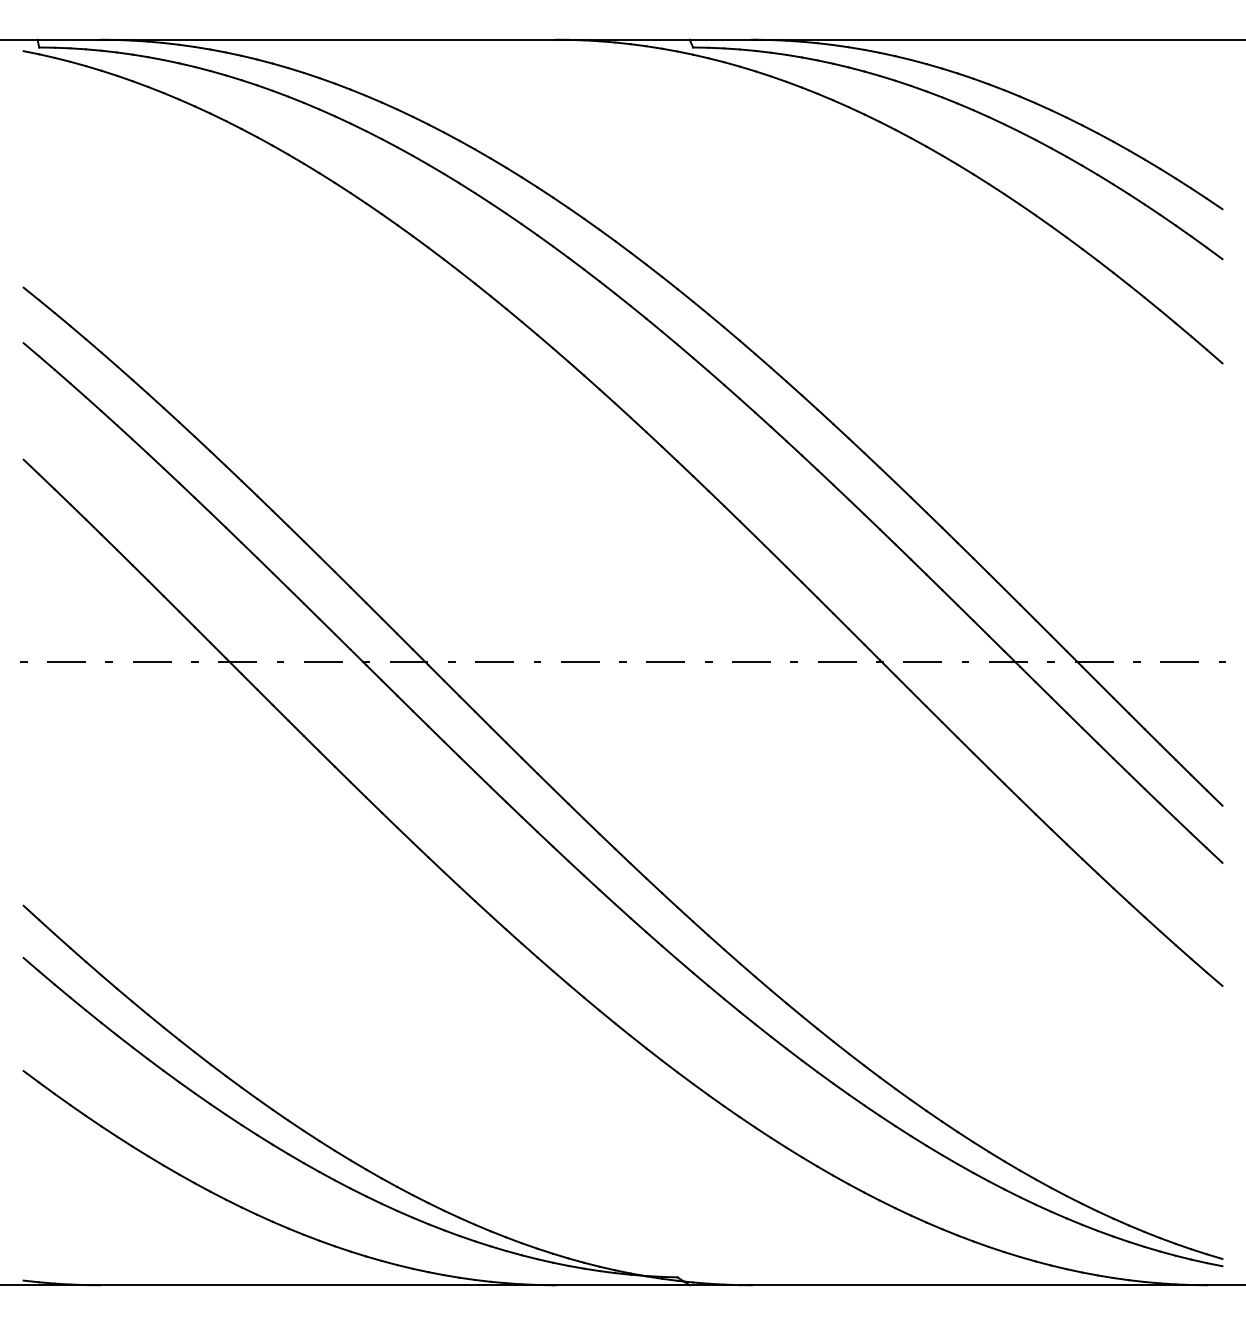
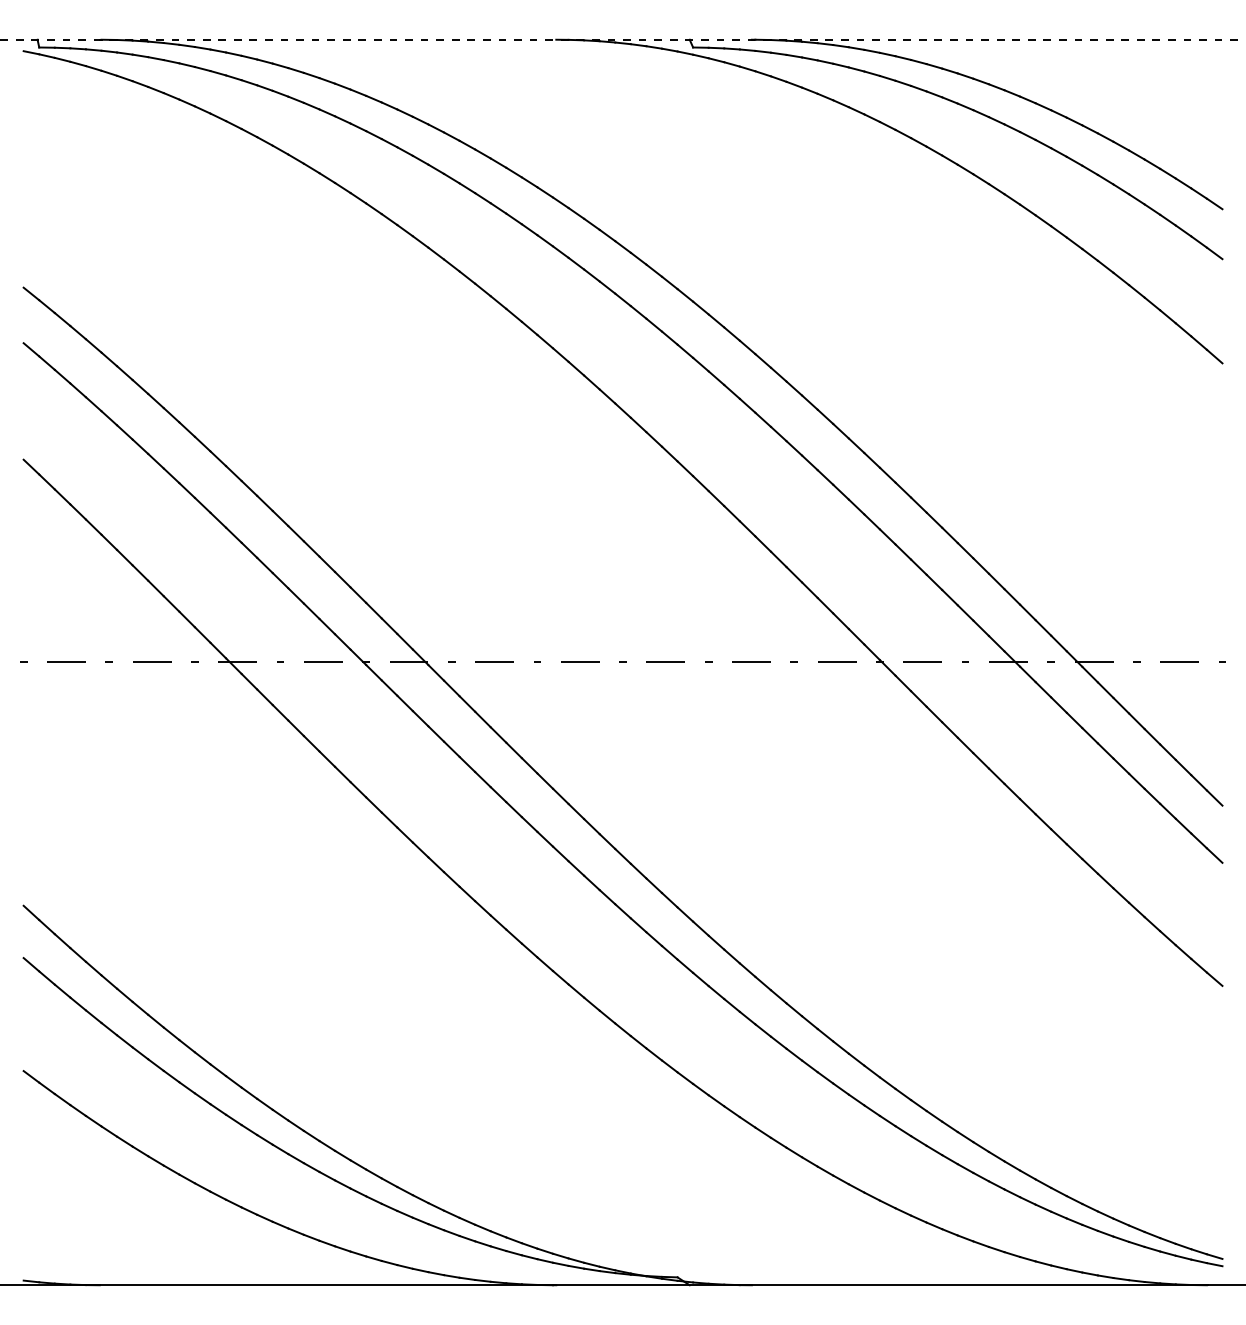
line: solid -> dashed (623, 39)
